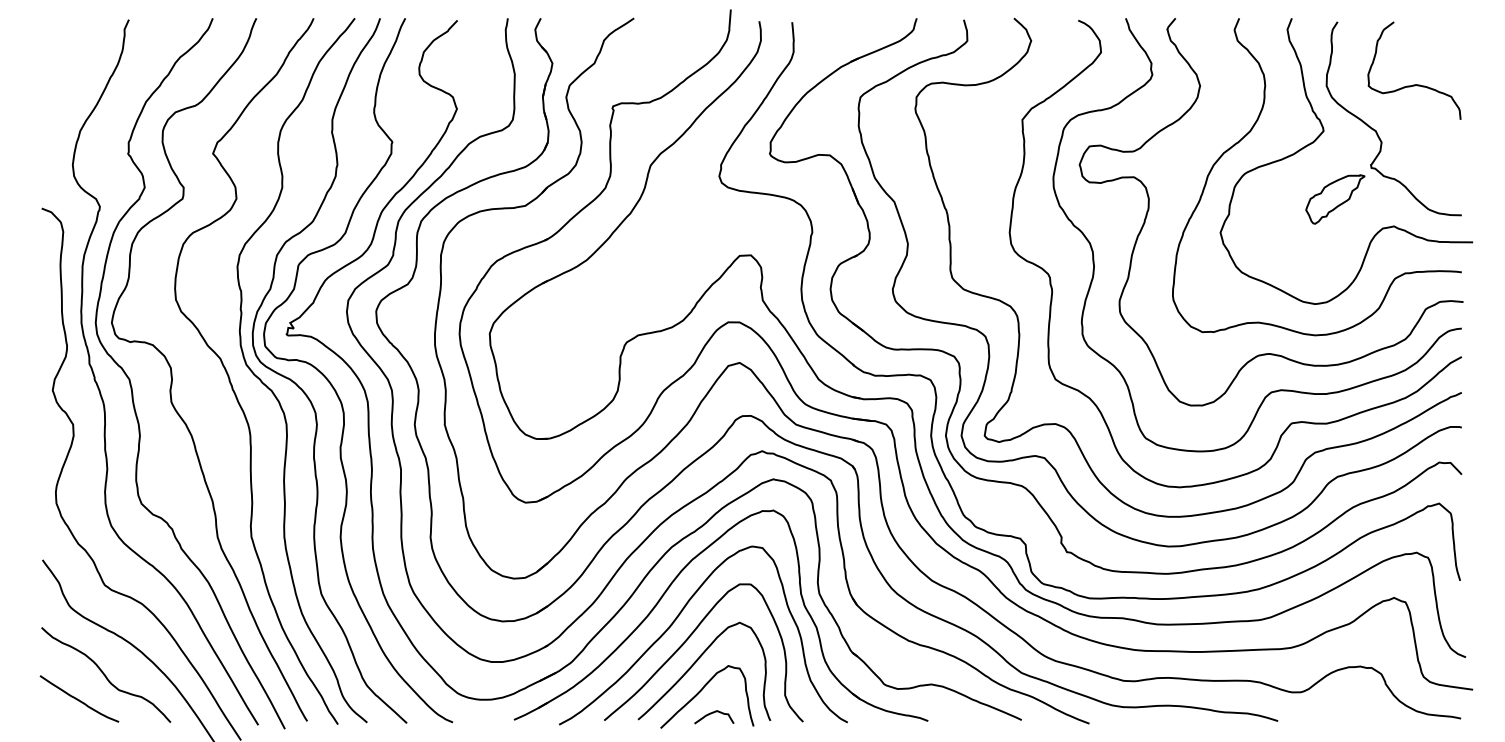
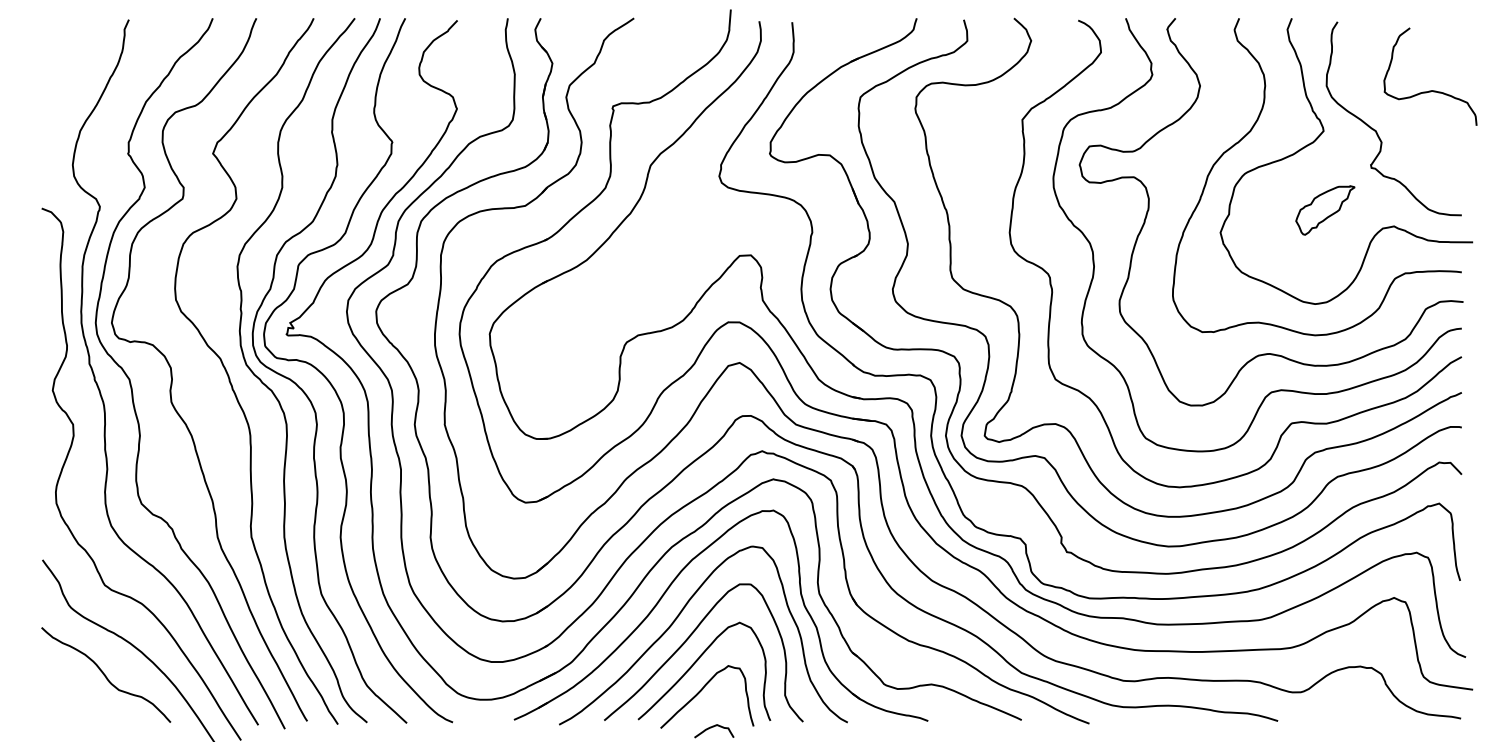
curve position: (1414, 84) -> (1430, 90) (1430, 90)
part position: (1335, 199) -> (1325, 210) (1325, 210)
curve: present -> none (79, 699)
curve position: (713, 713) -> (713, 727) (713, 727)
